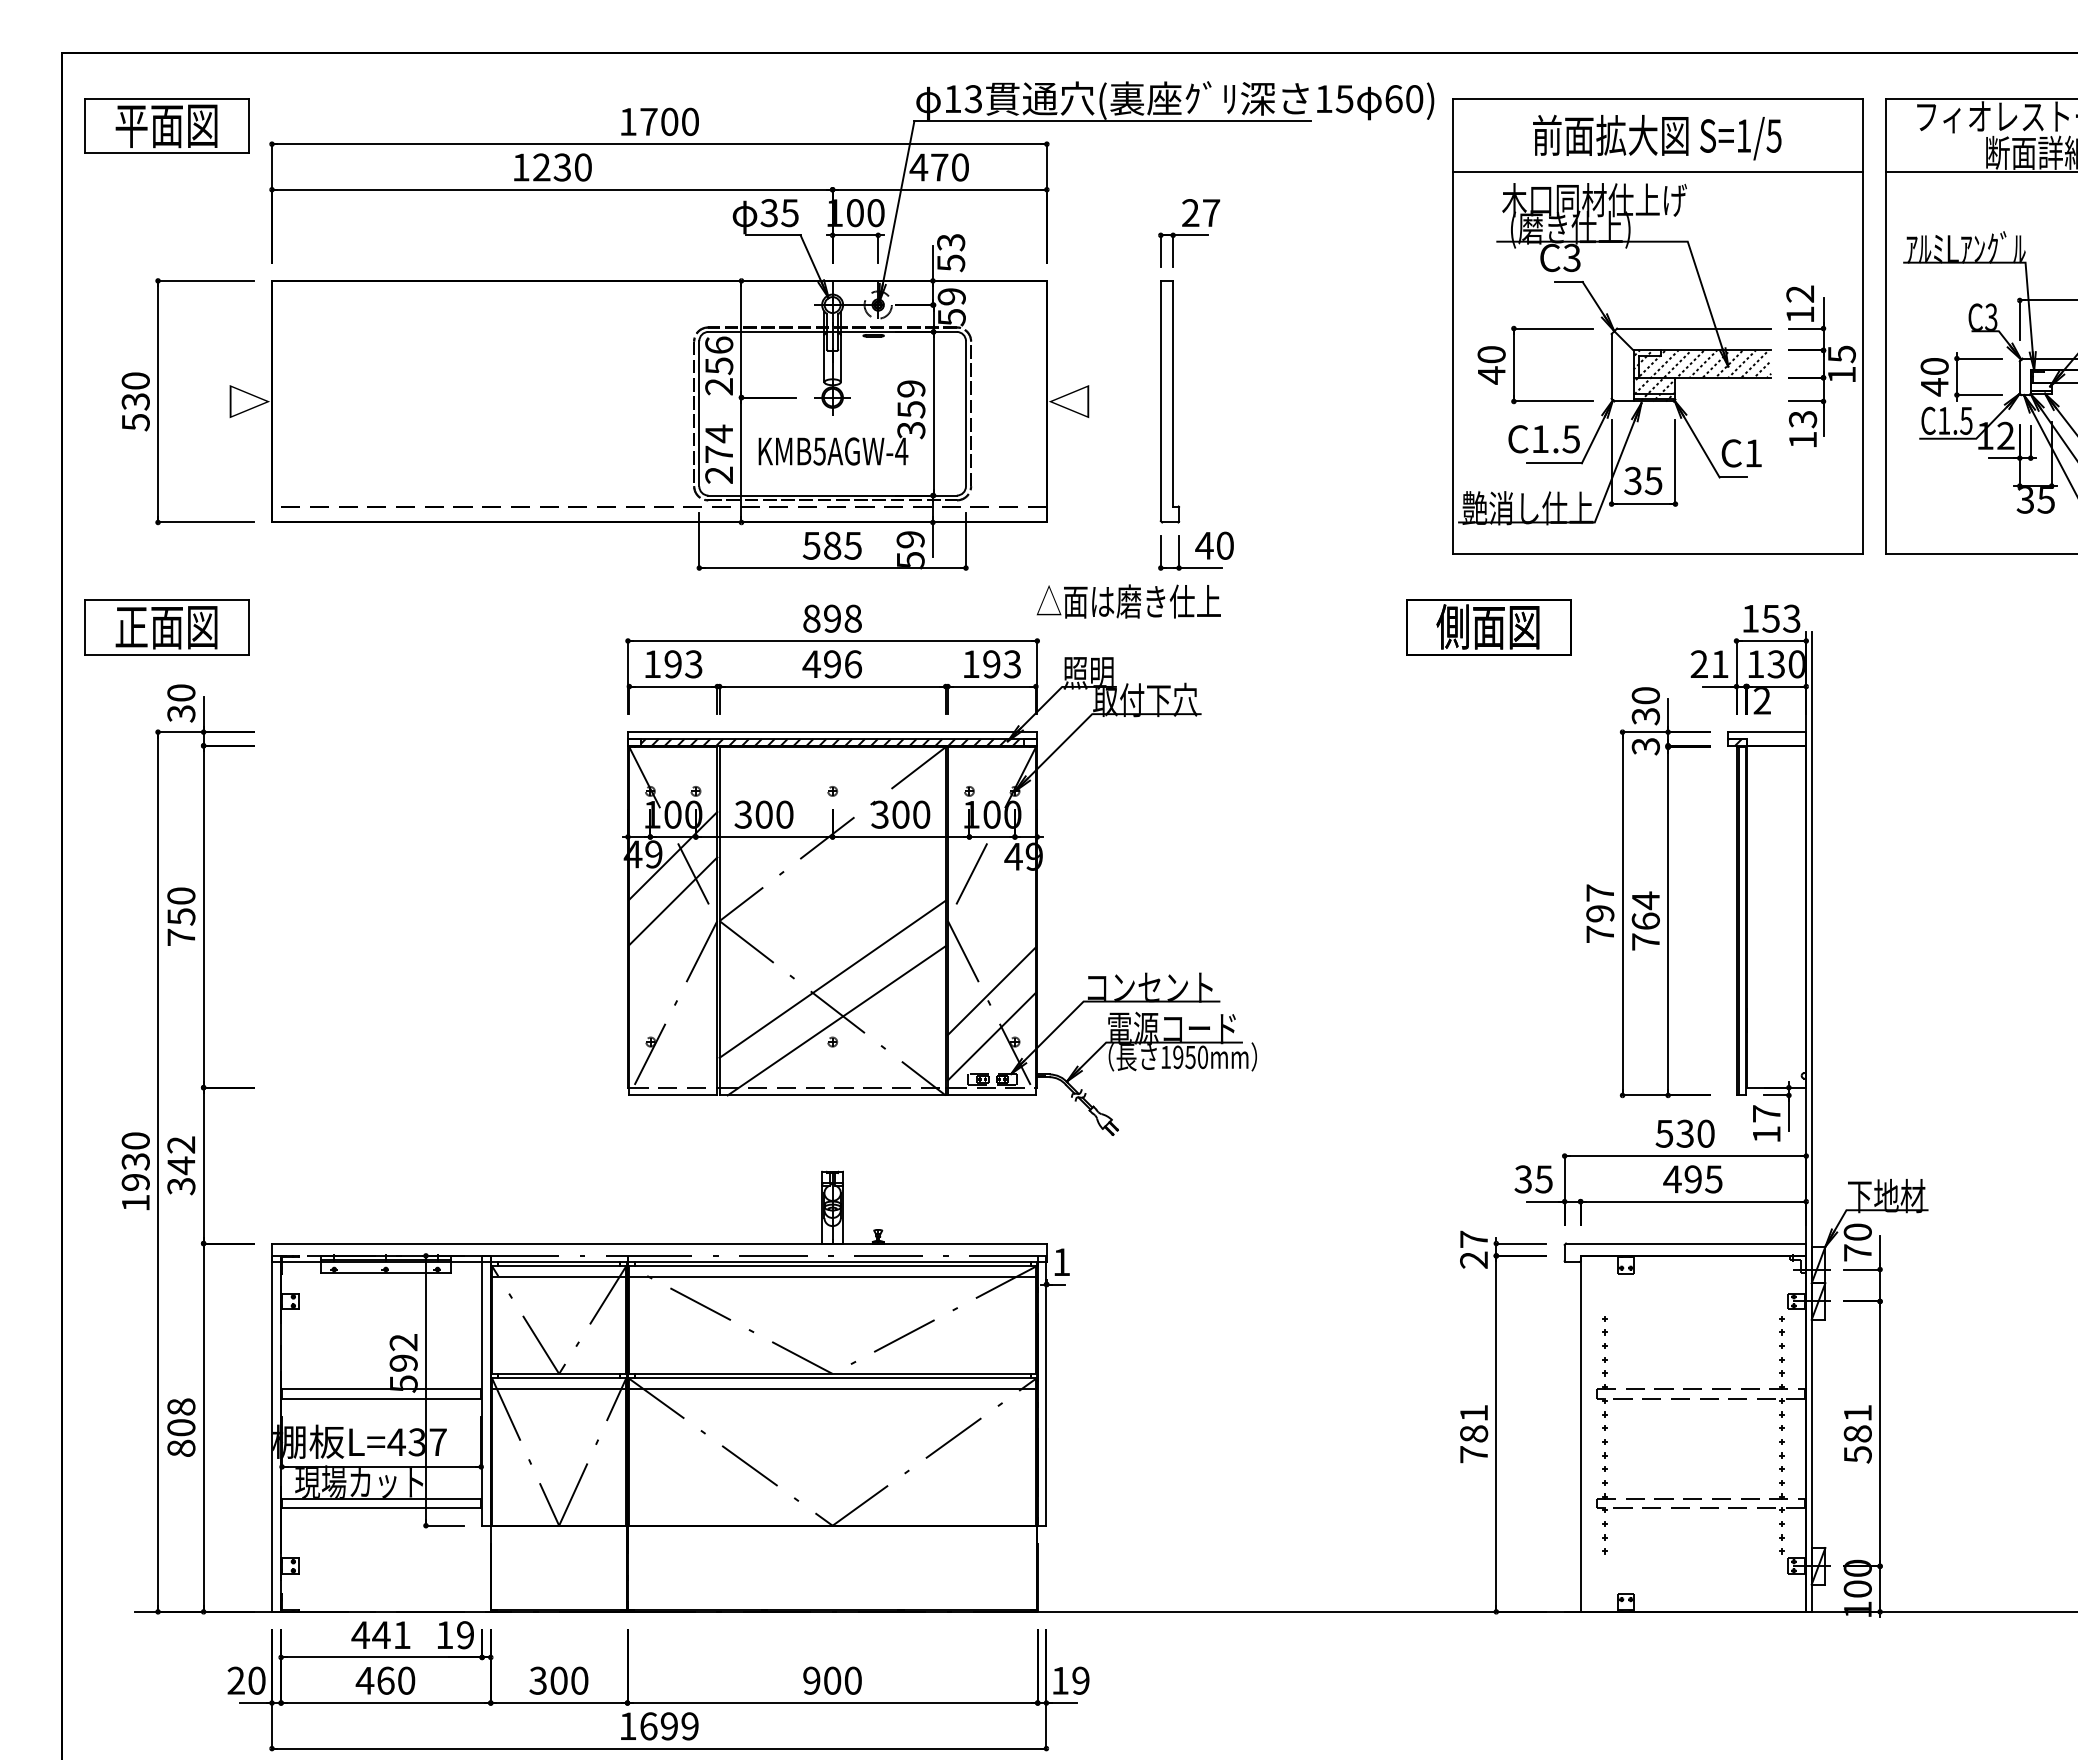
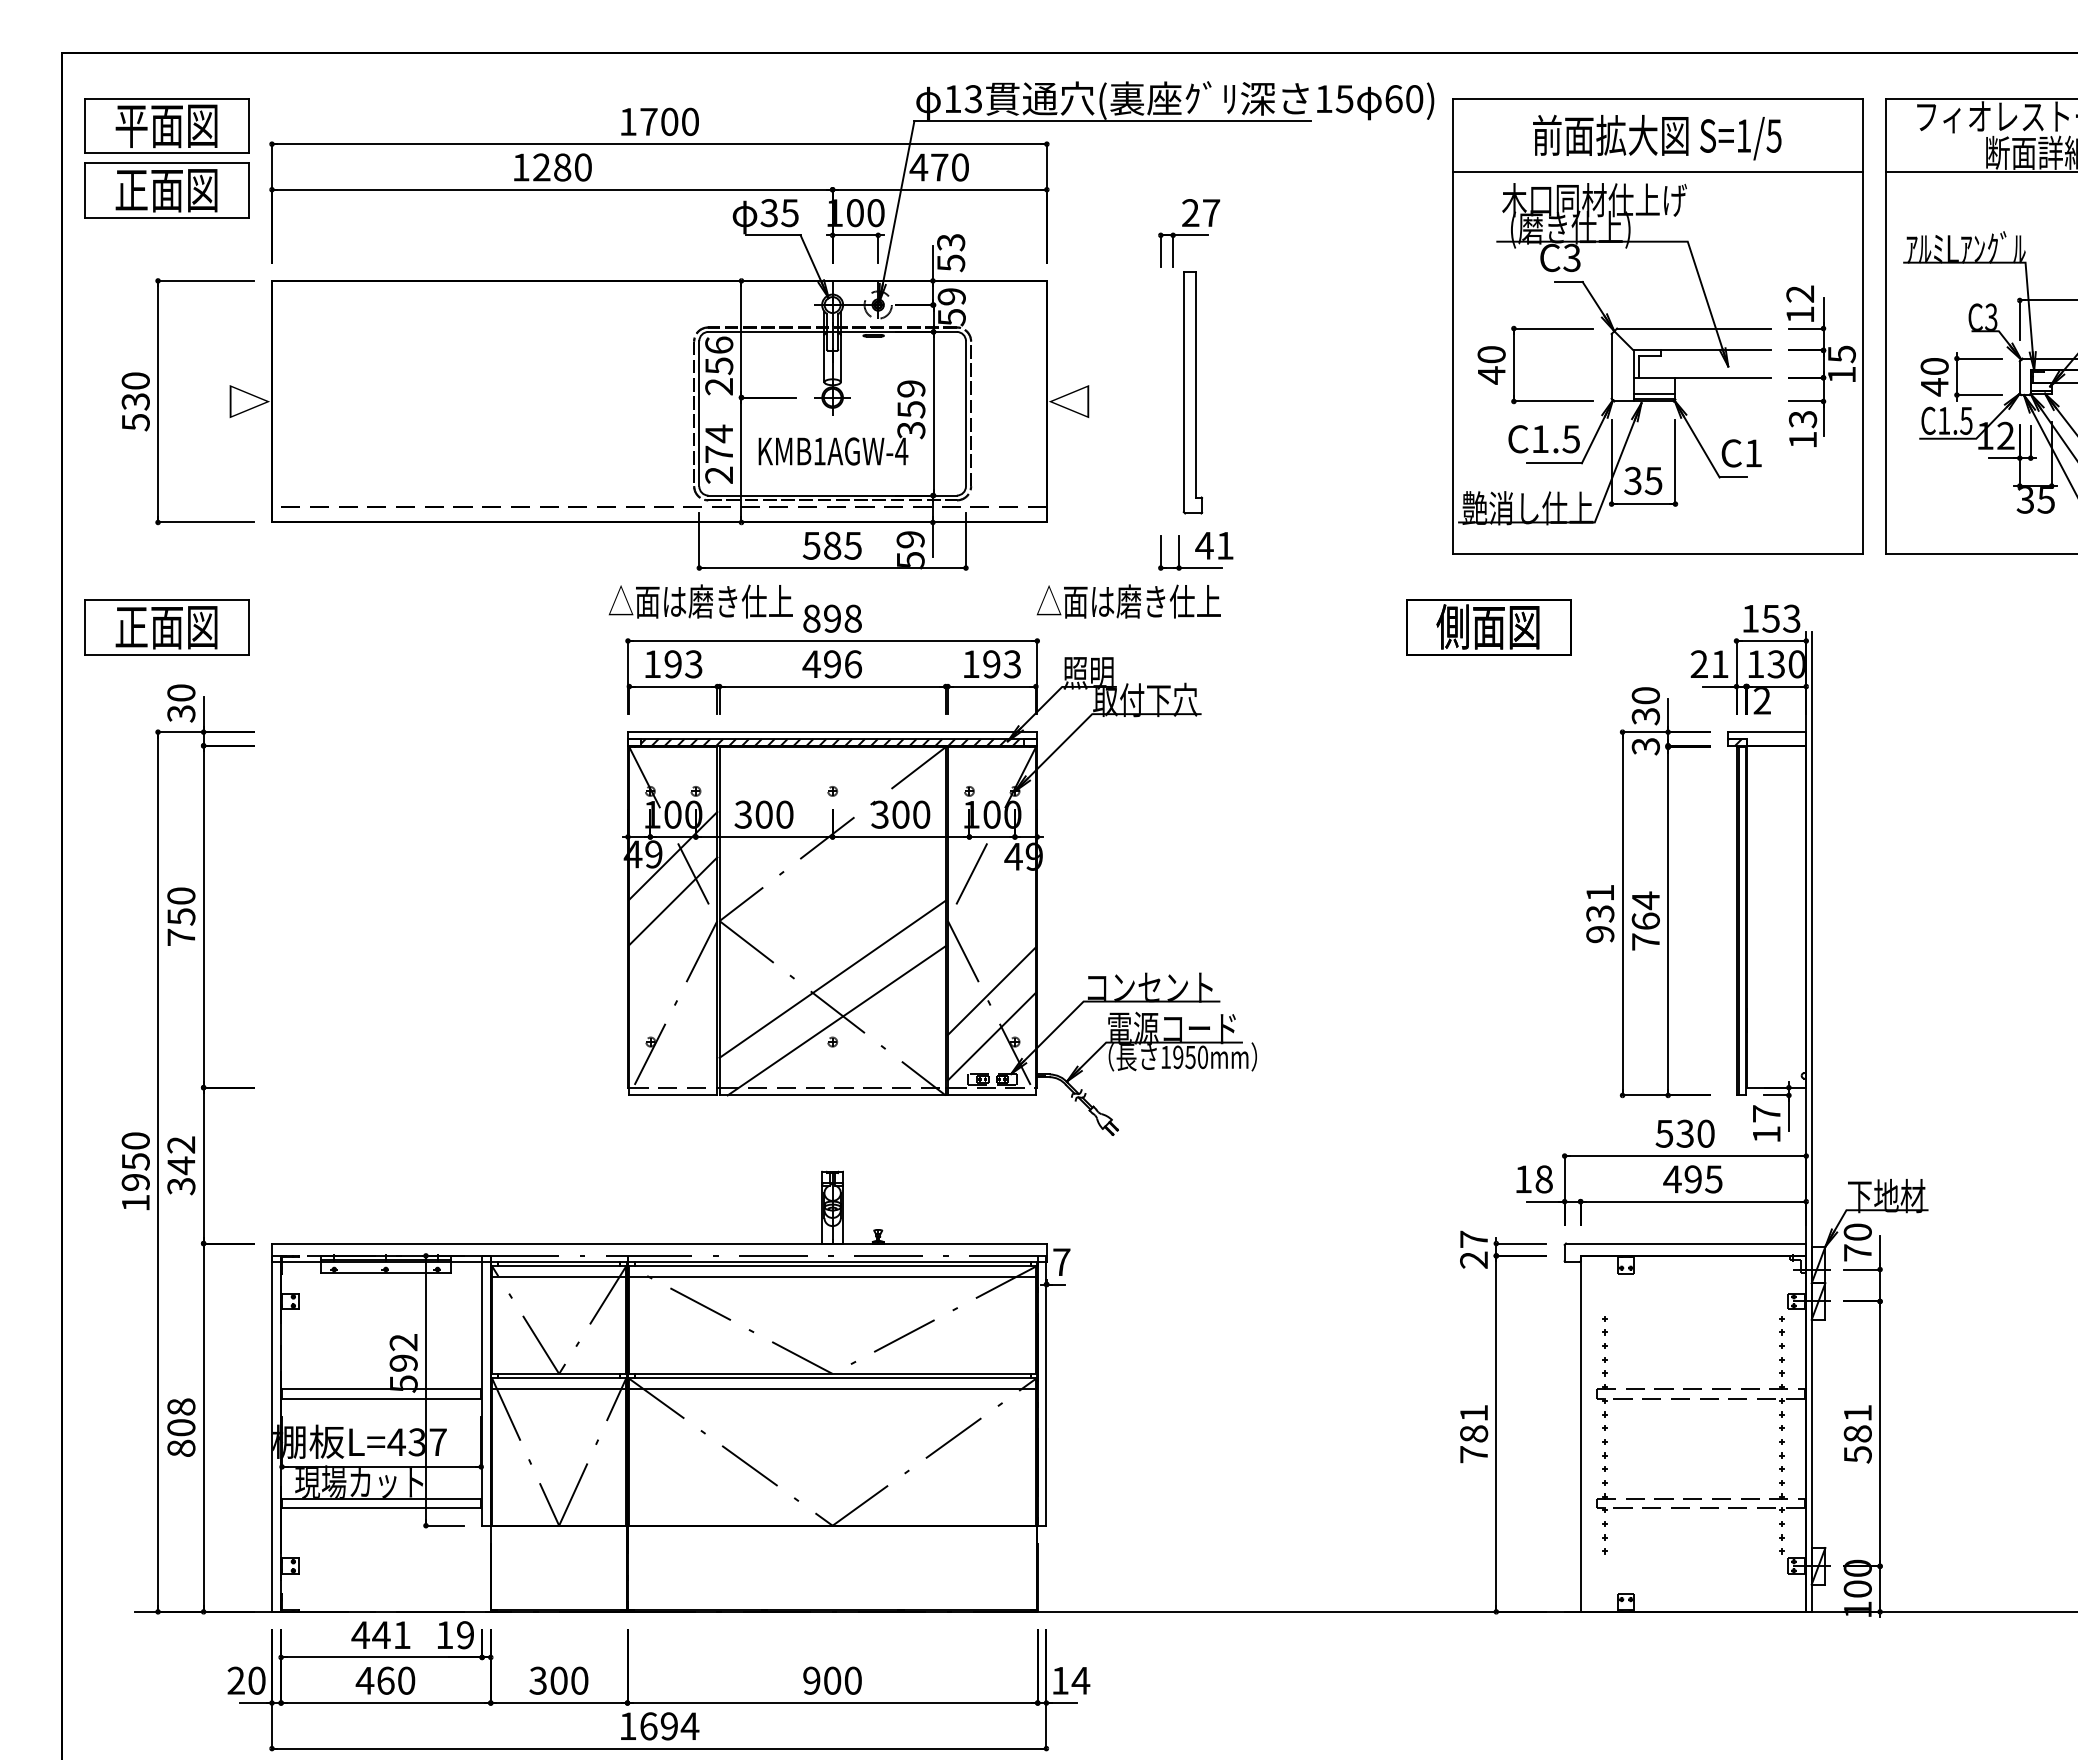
text: 1230 -> 1280 (562, 167)
part: none -> present (166, 190)
hatch: present -> none (1702, 375)
part position: (1169, 401) -> (1192, 392) (1192, 392)
text: KMB5AGW-4 -> KMB1AGW-4 (819, 451)
text: 40 -> 41 (1225, 545)
part: none -> present (700, 601)
text: 797 -> 931 (1600, 913)
text: 1930 -> 1950 (135, 1161)
text: 35 -> 18 (1533, 1179)
text: 1 -> 7 (1061, 1261)
text: 19 -> 14 (1080, 1680)
text: 1699 -> 1694 (689, 1726)
